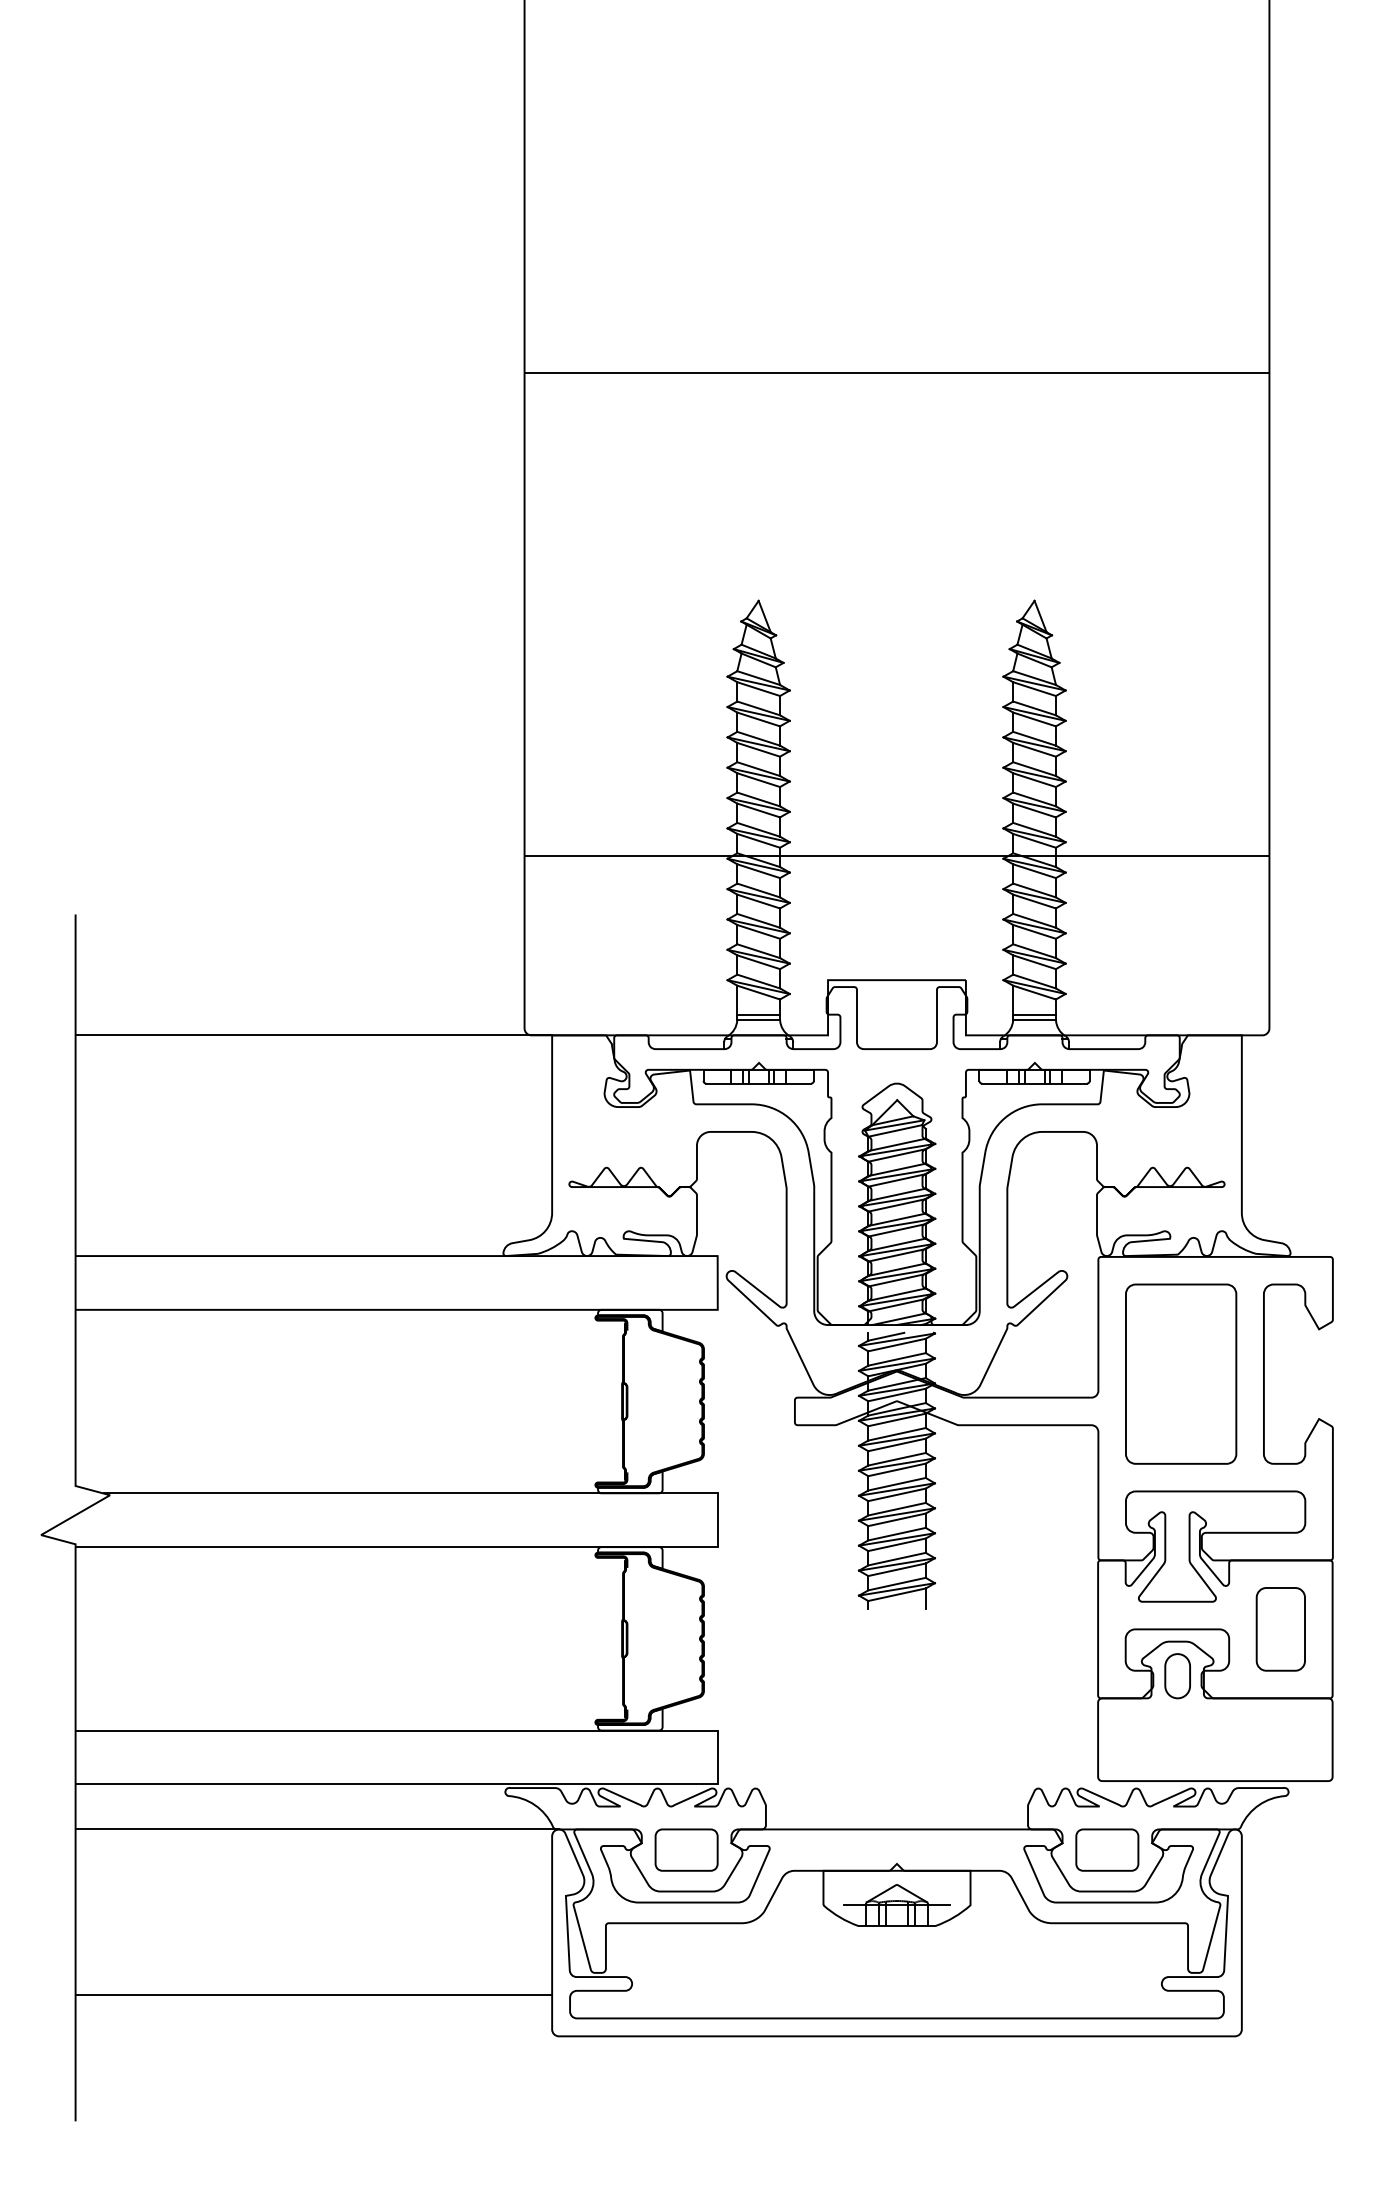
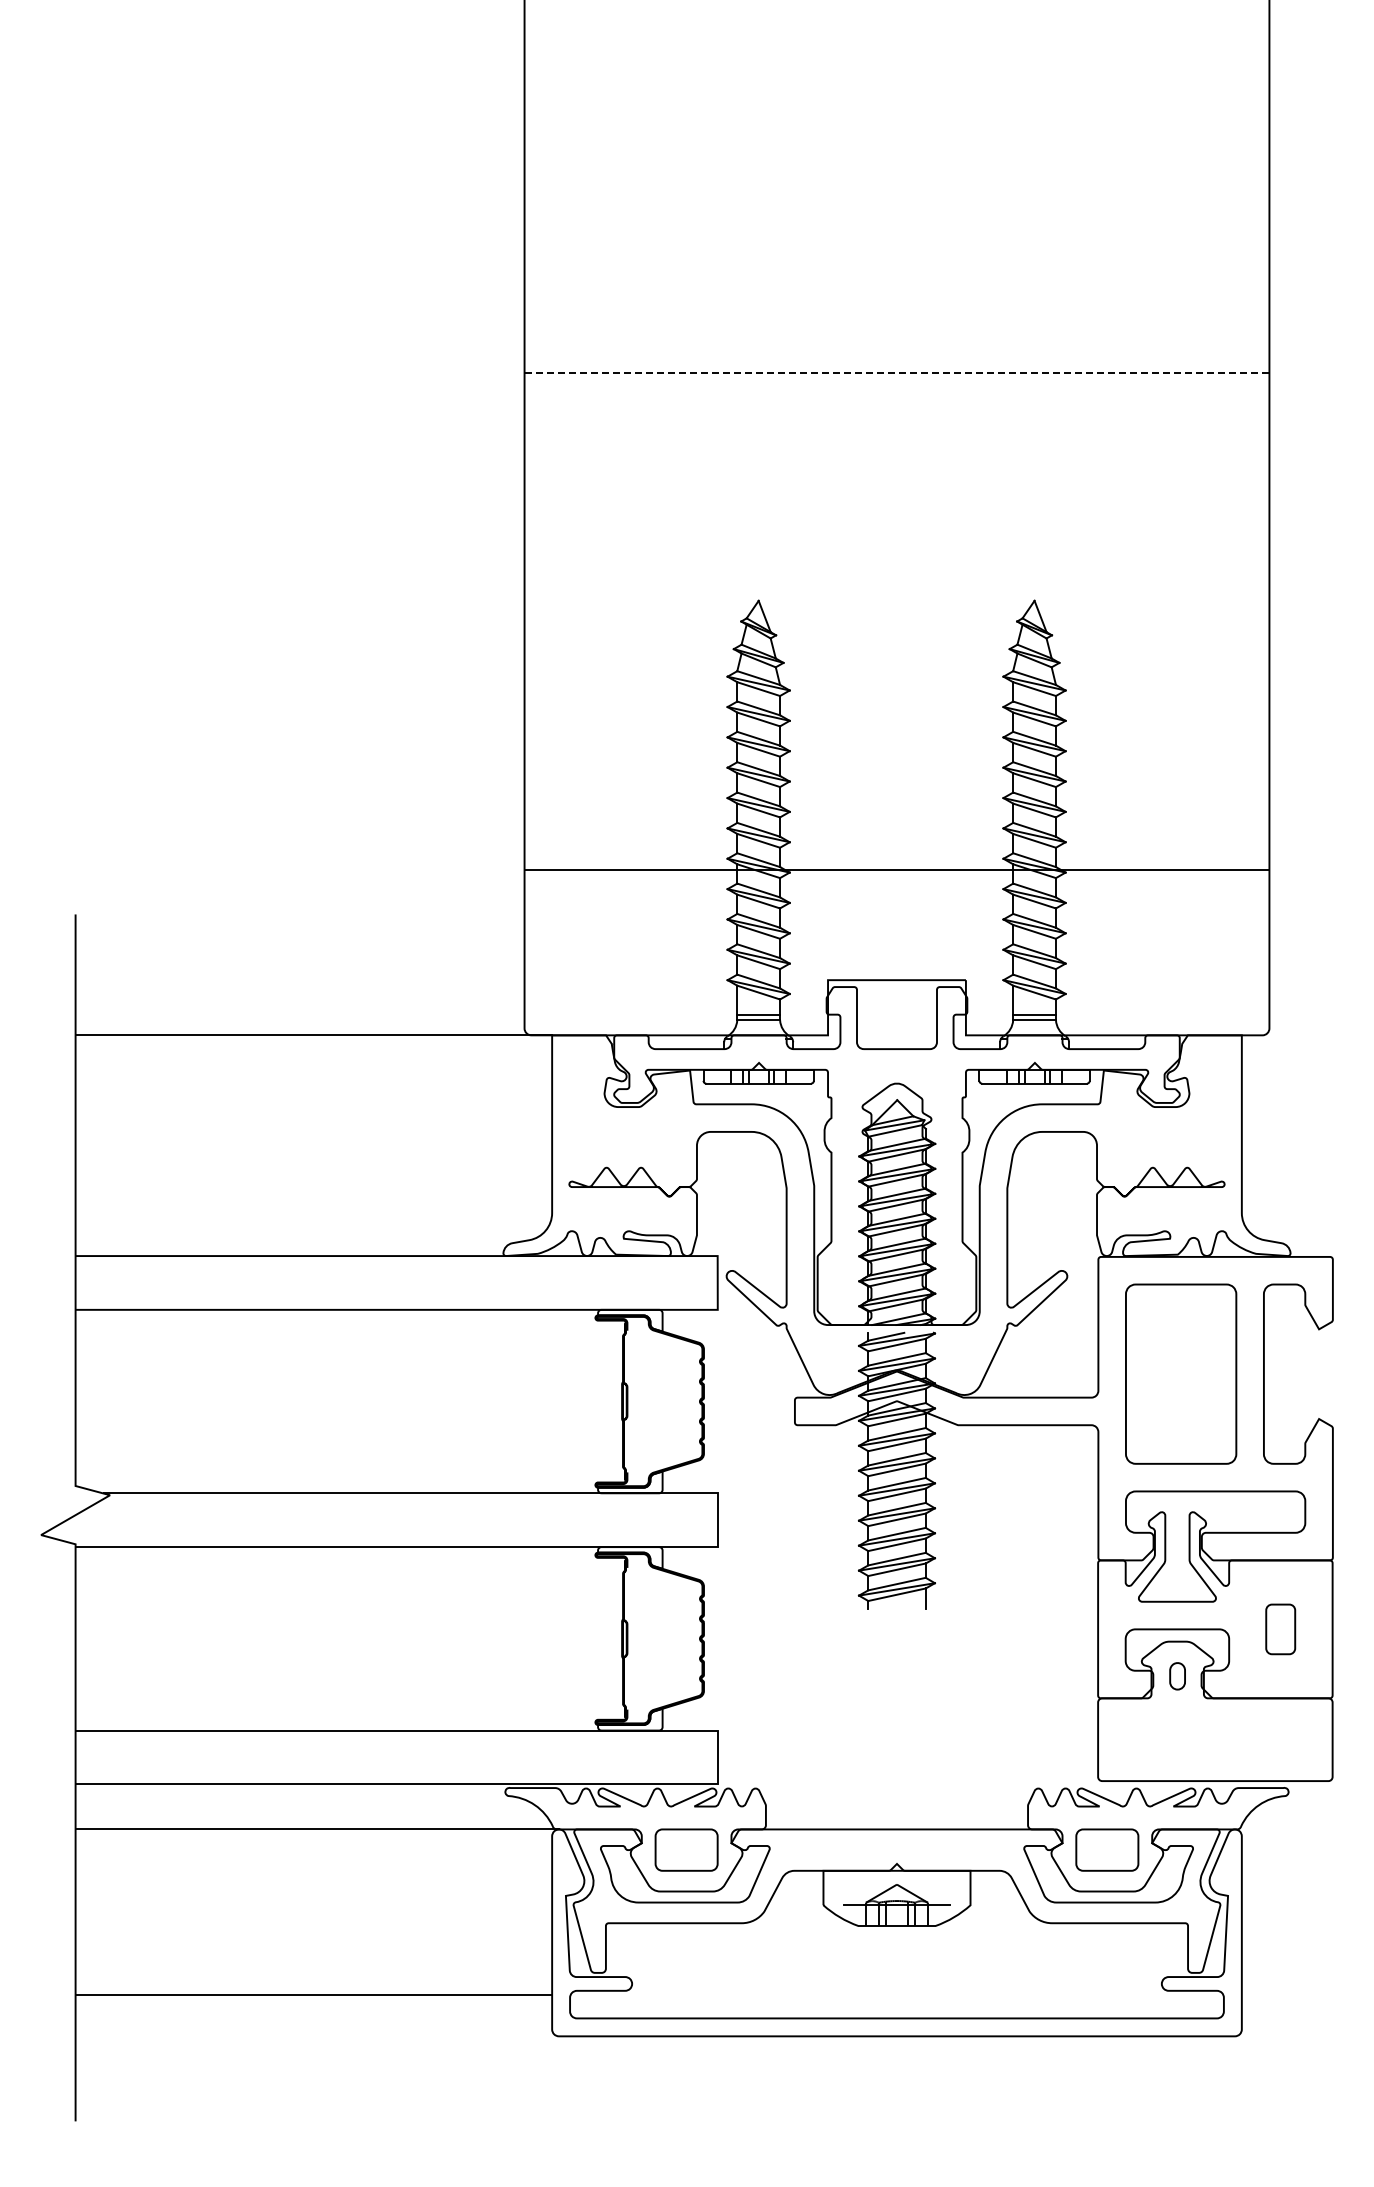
line: solid -> dashed (896, 373)
line position: (896, 856) -> (896, 870) (896, 870)
part size: 51x85 px -> 32x53 px (1280, 1629)
part size: 27x47 px -> 17x29 px (1177, 1676)
